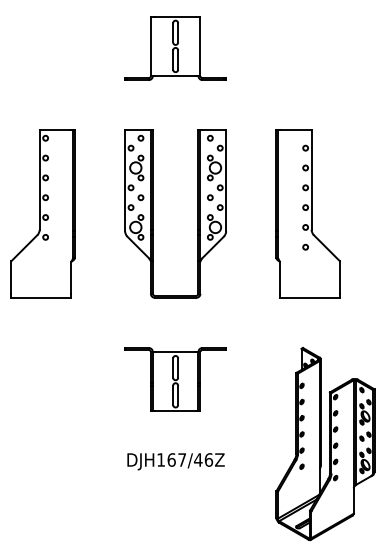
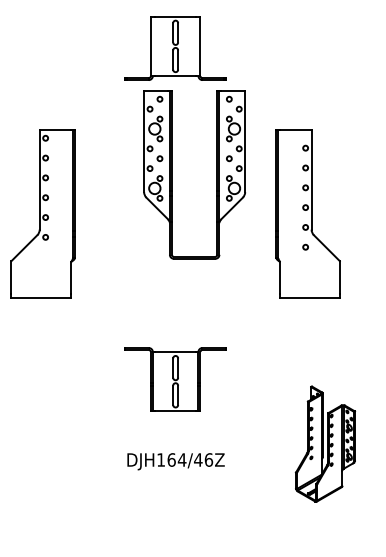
part position: (153, 213) -> (172, 174) (172, 174)
part size: 101x195 px -> 63x118 px (325, 443)
text: DJH167/46Z -> DJH164/46Z (181, 459)
